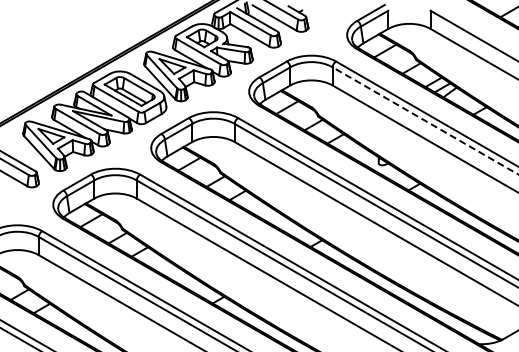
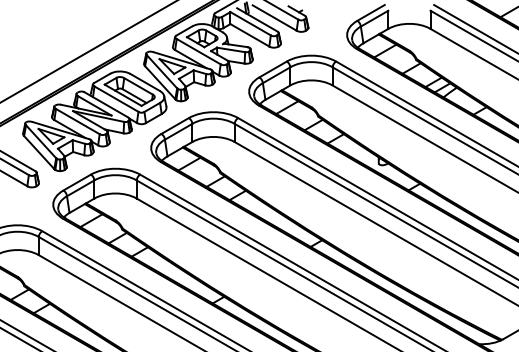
line: none -> present (474, 28)
line: none -> present (88, 51)
line: dashed -> solid (425, 120)
